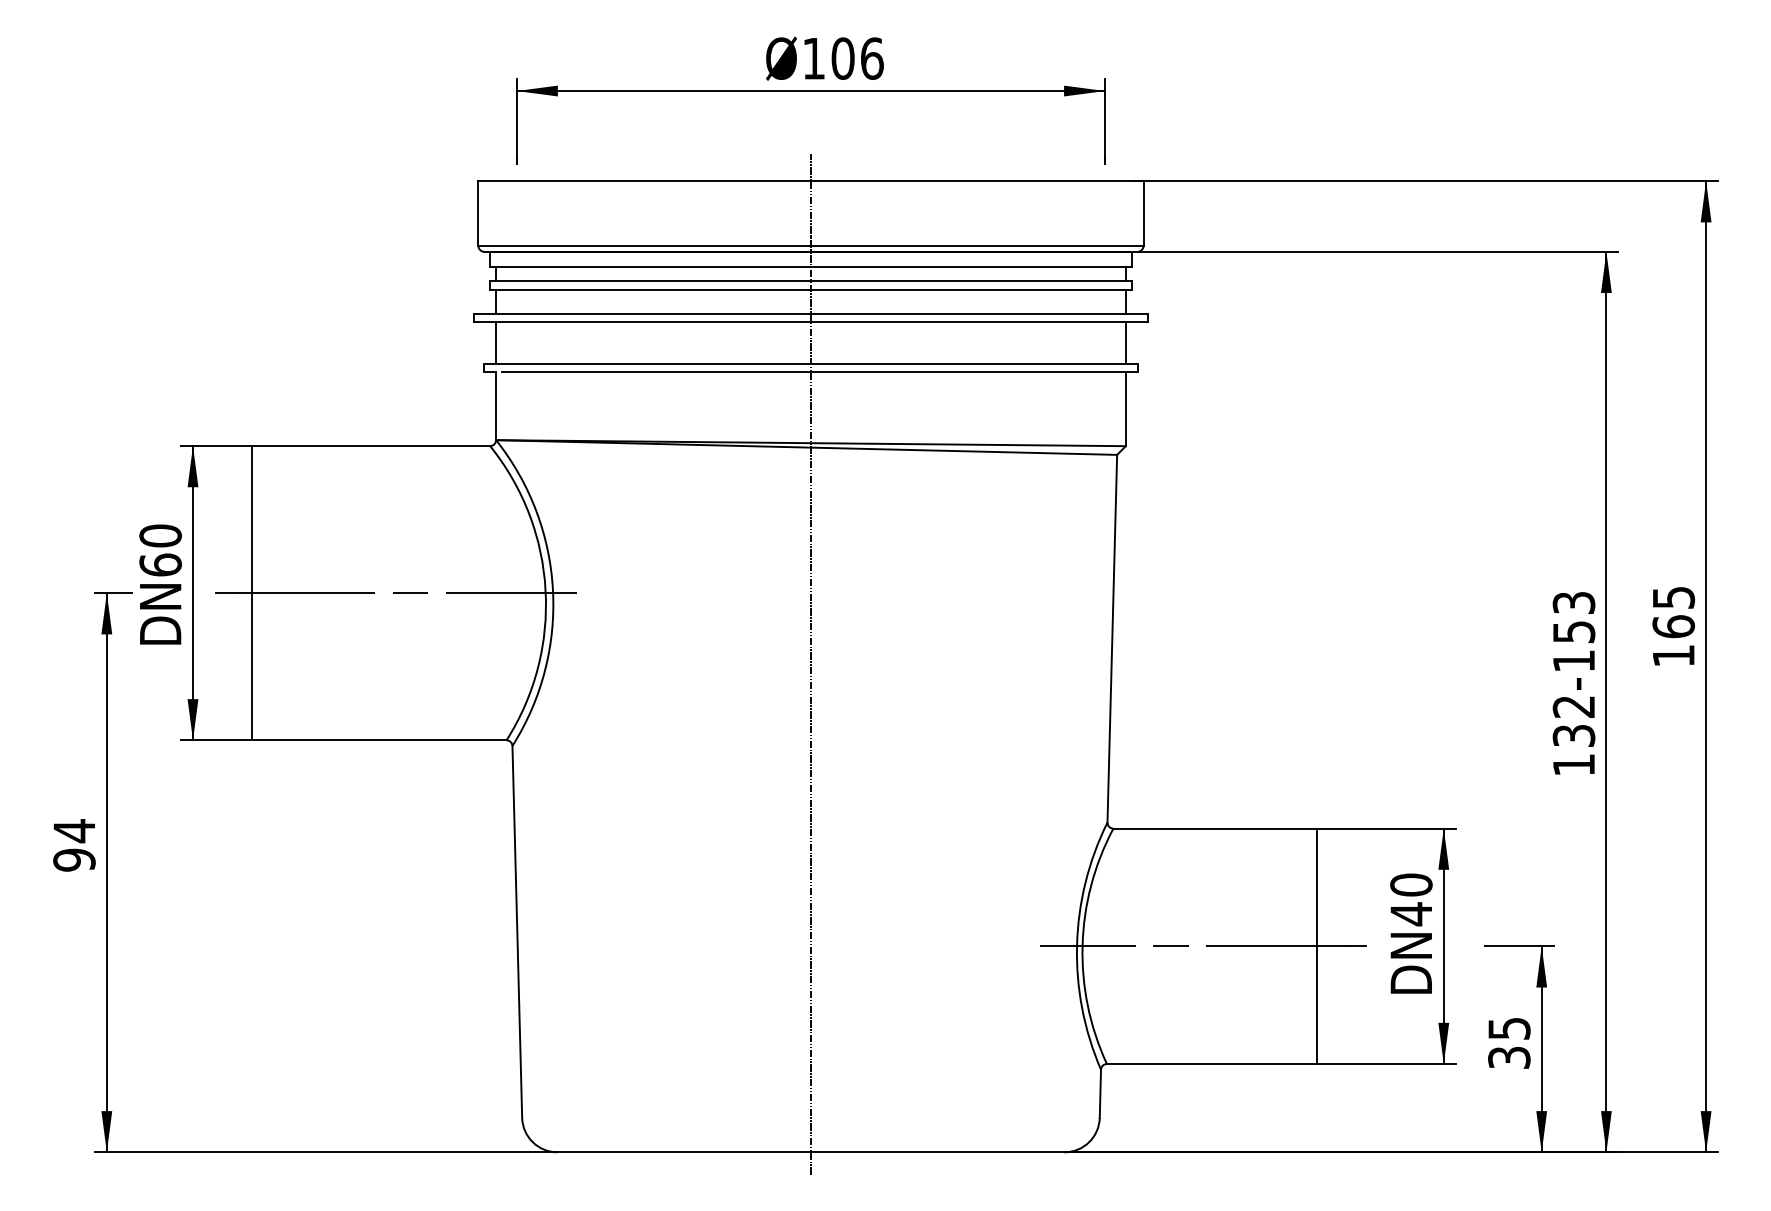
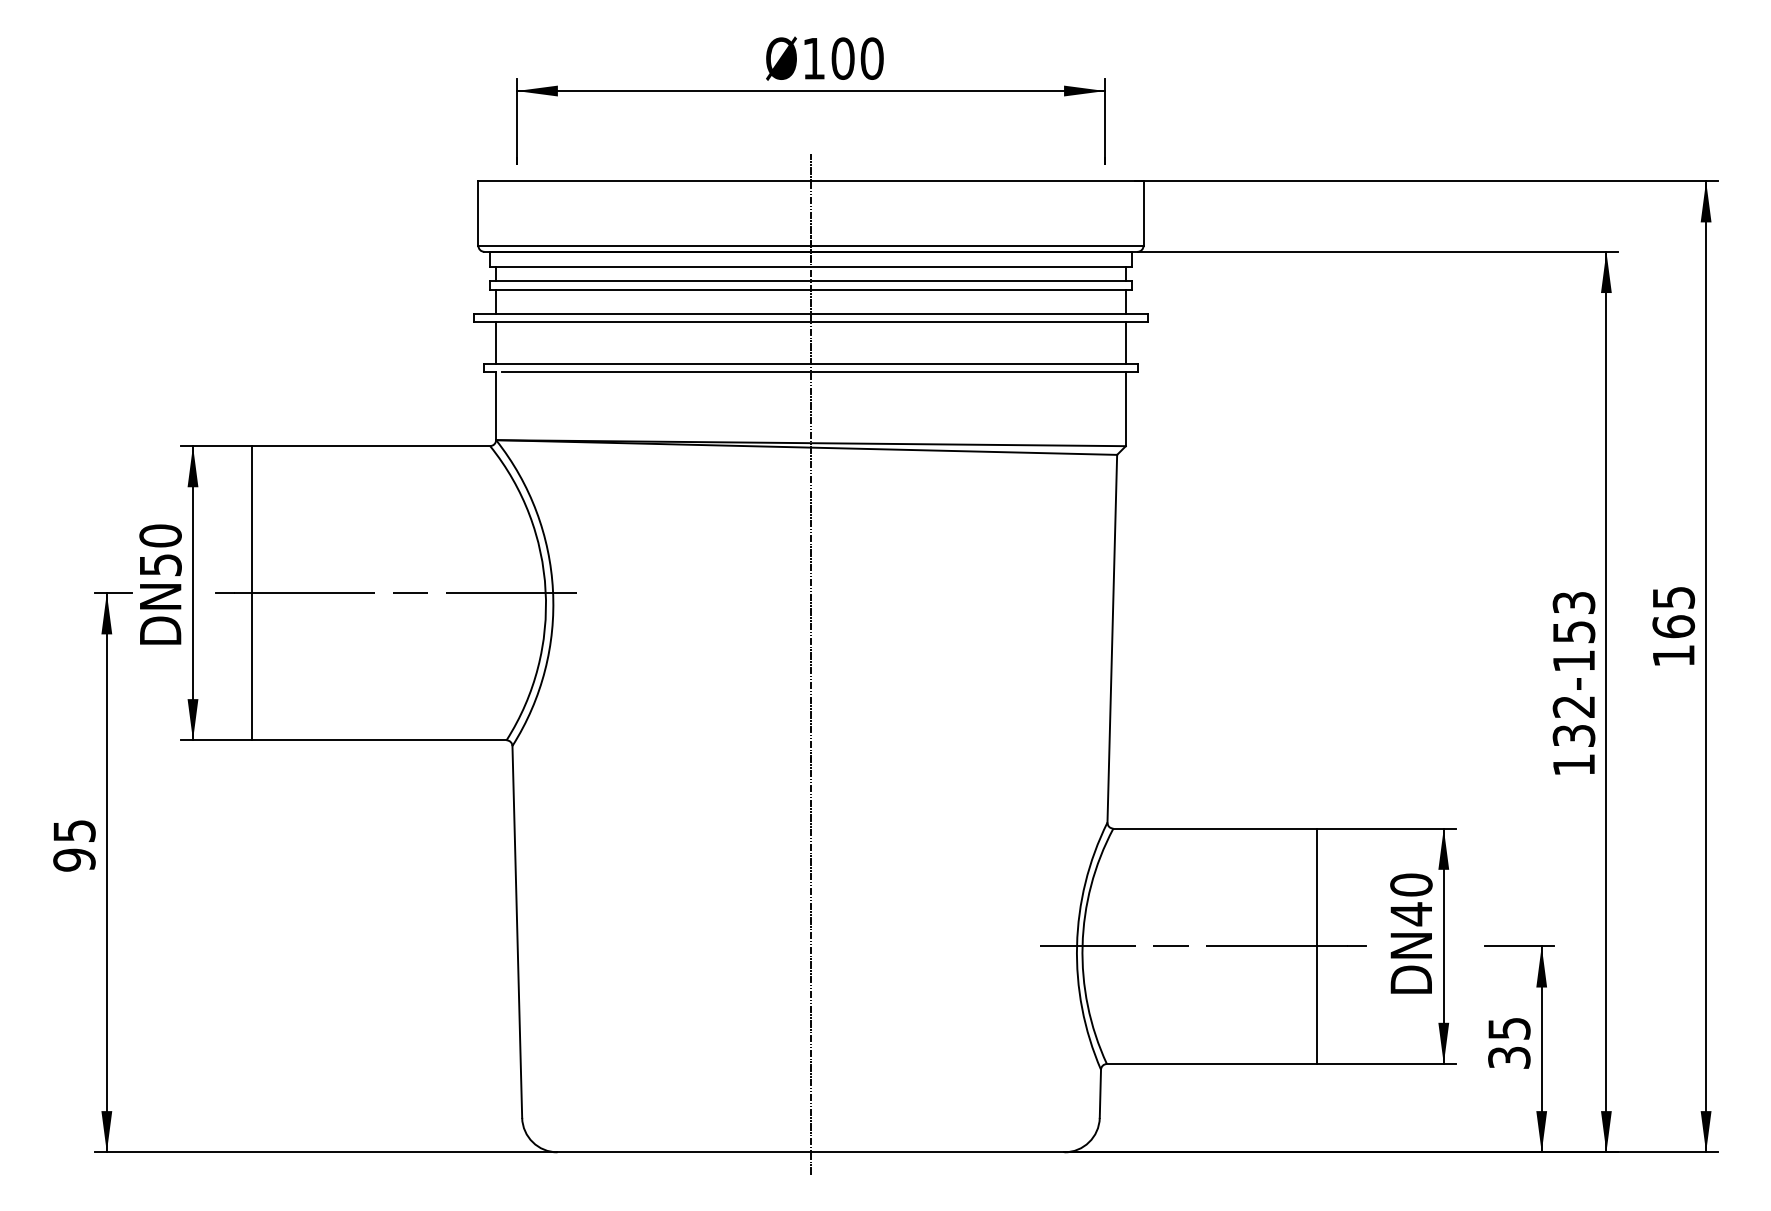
text: 106 -> 100 (871, 58)
text: 60 -> 50 (160, 564)
text: 94 -> 95 (74, 831)
